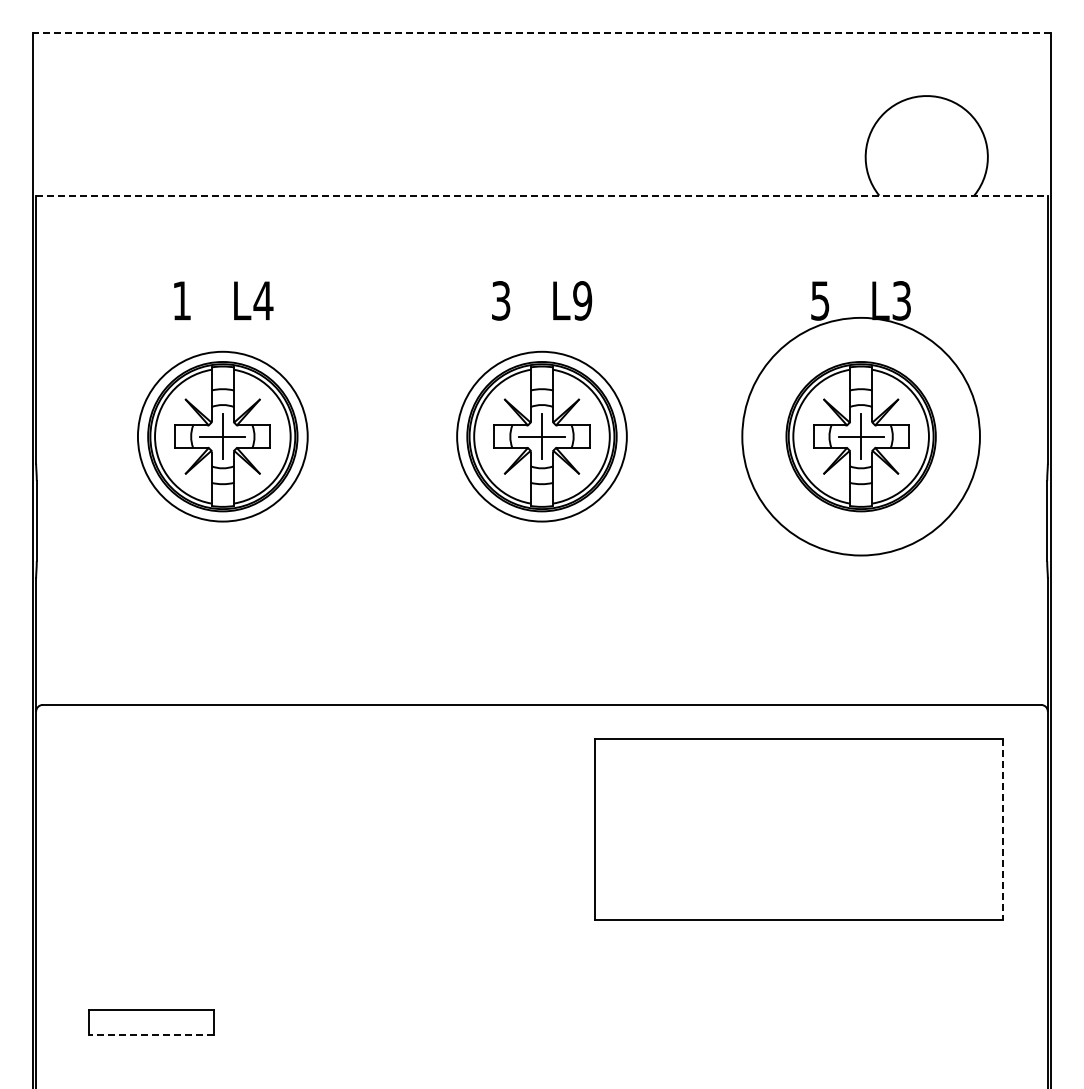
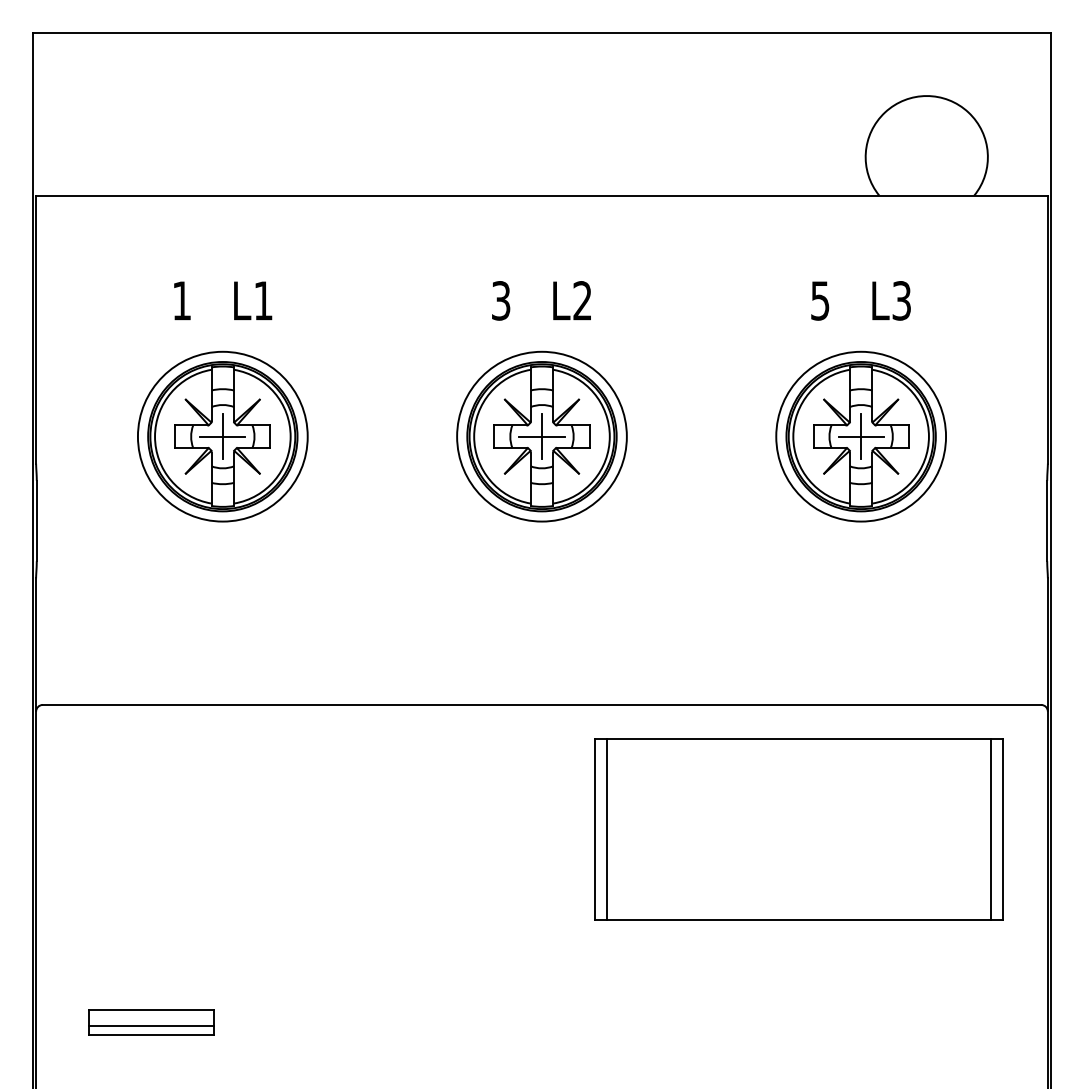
line: dashed -> solid (541, 32)
line: dashed -> solid (542, 195)
text: L4 -> L1 (263, 300)
text: L9 -> L2 (582, 300)
circle diameter: 238 px -> 170 px (861, 436)
line: none -> present (606, 829)
line: none -> present (991, 829)
line: dashed -> solid (1002, 829)
line: none -> present (151, 1026)
line: dashed -> solid (151, 1035)
